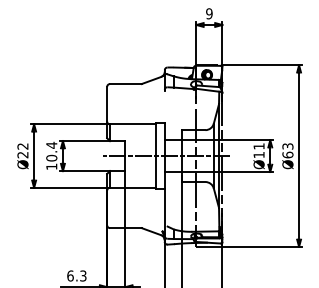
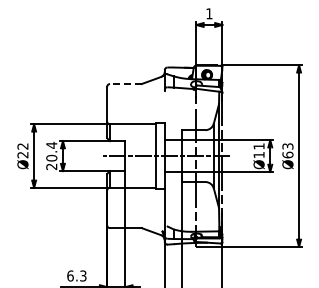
text: 9 -> 1 (209, 13)
line: solid -> dashed (125, 84)
text: 10.4 -> 20.4 (51, 166)
